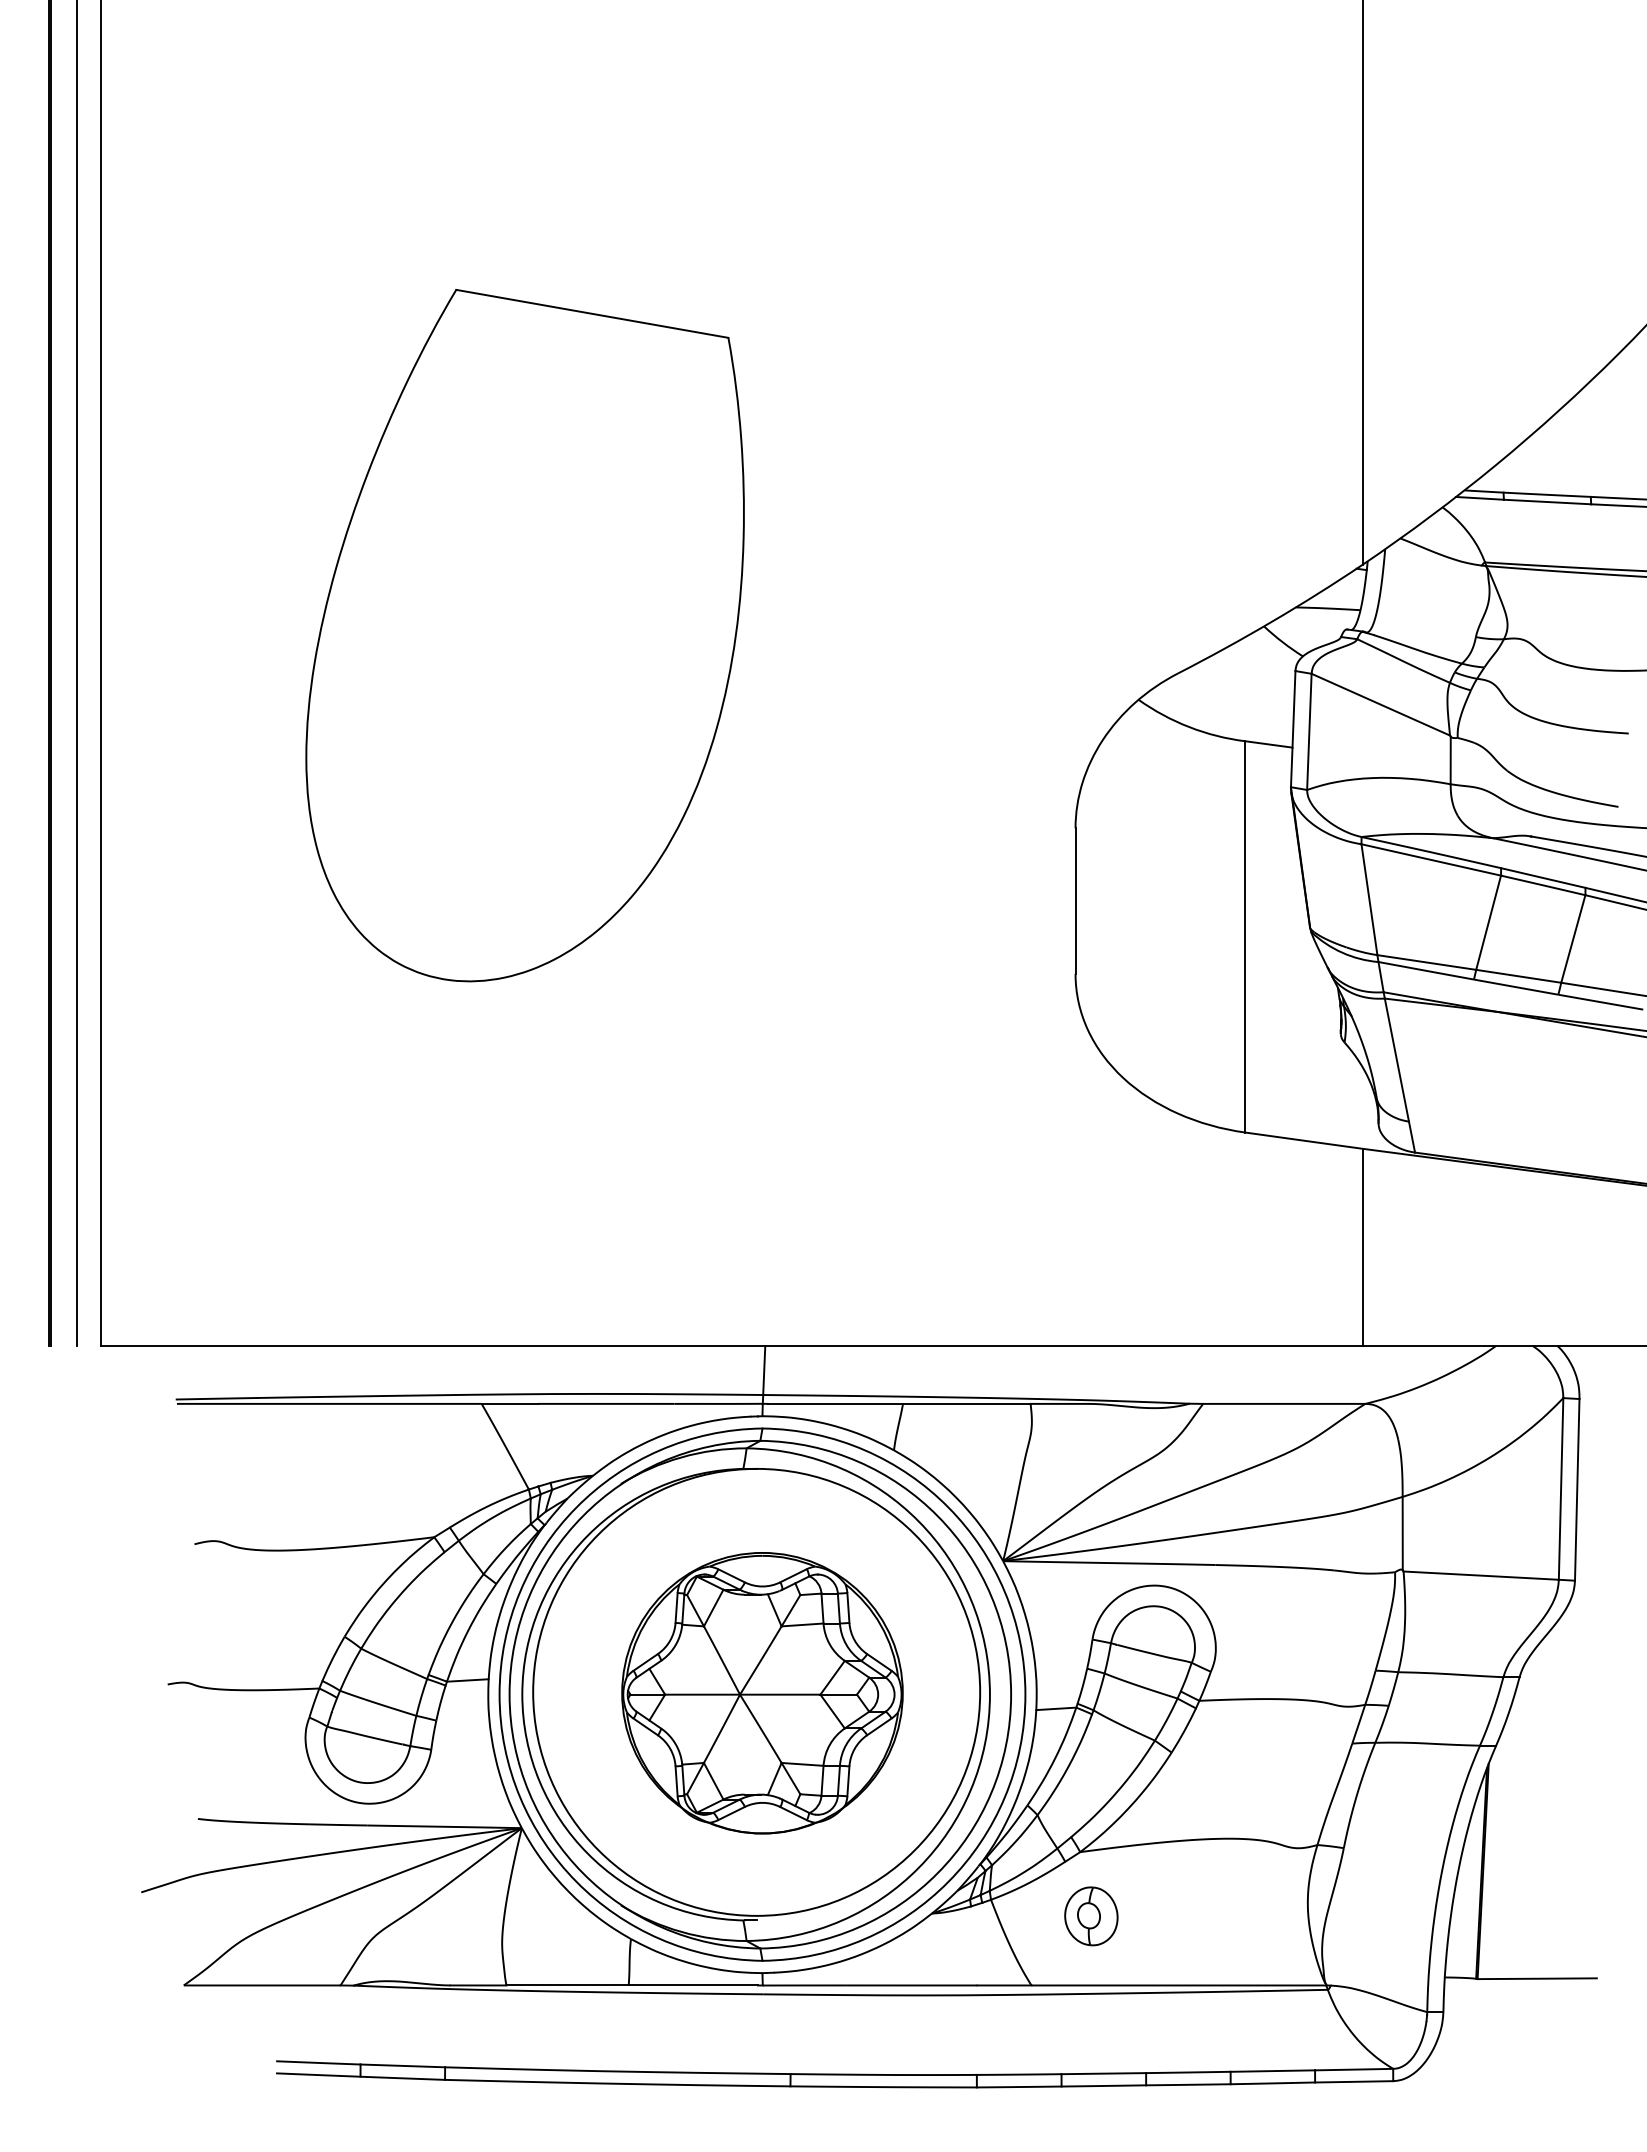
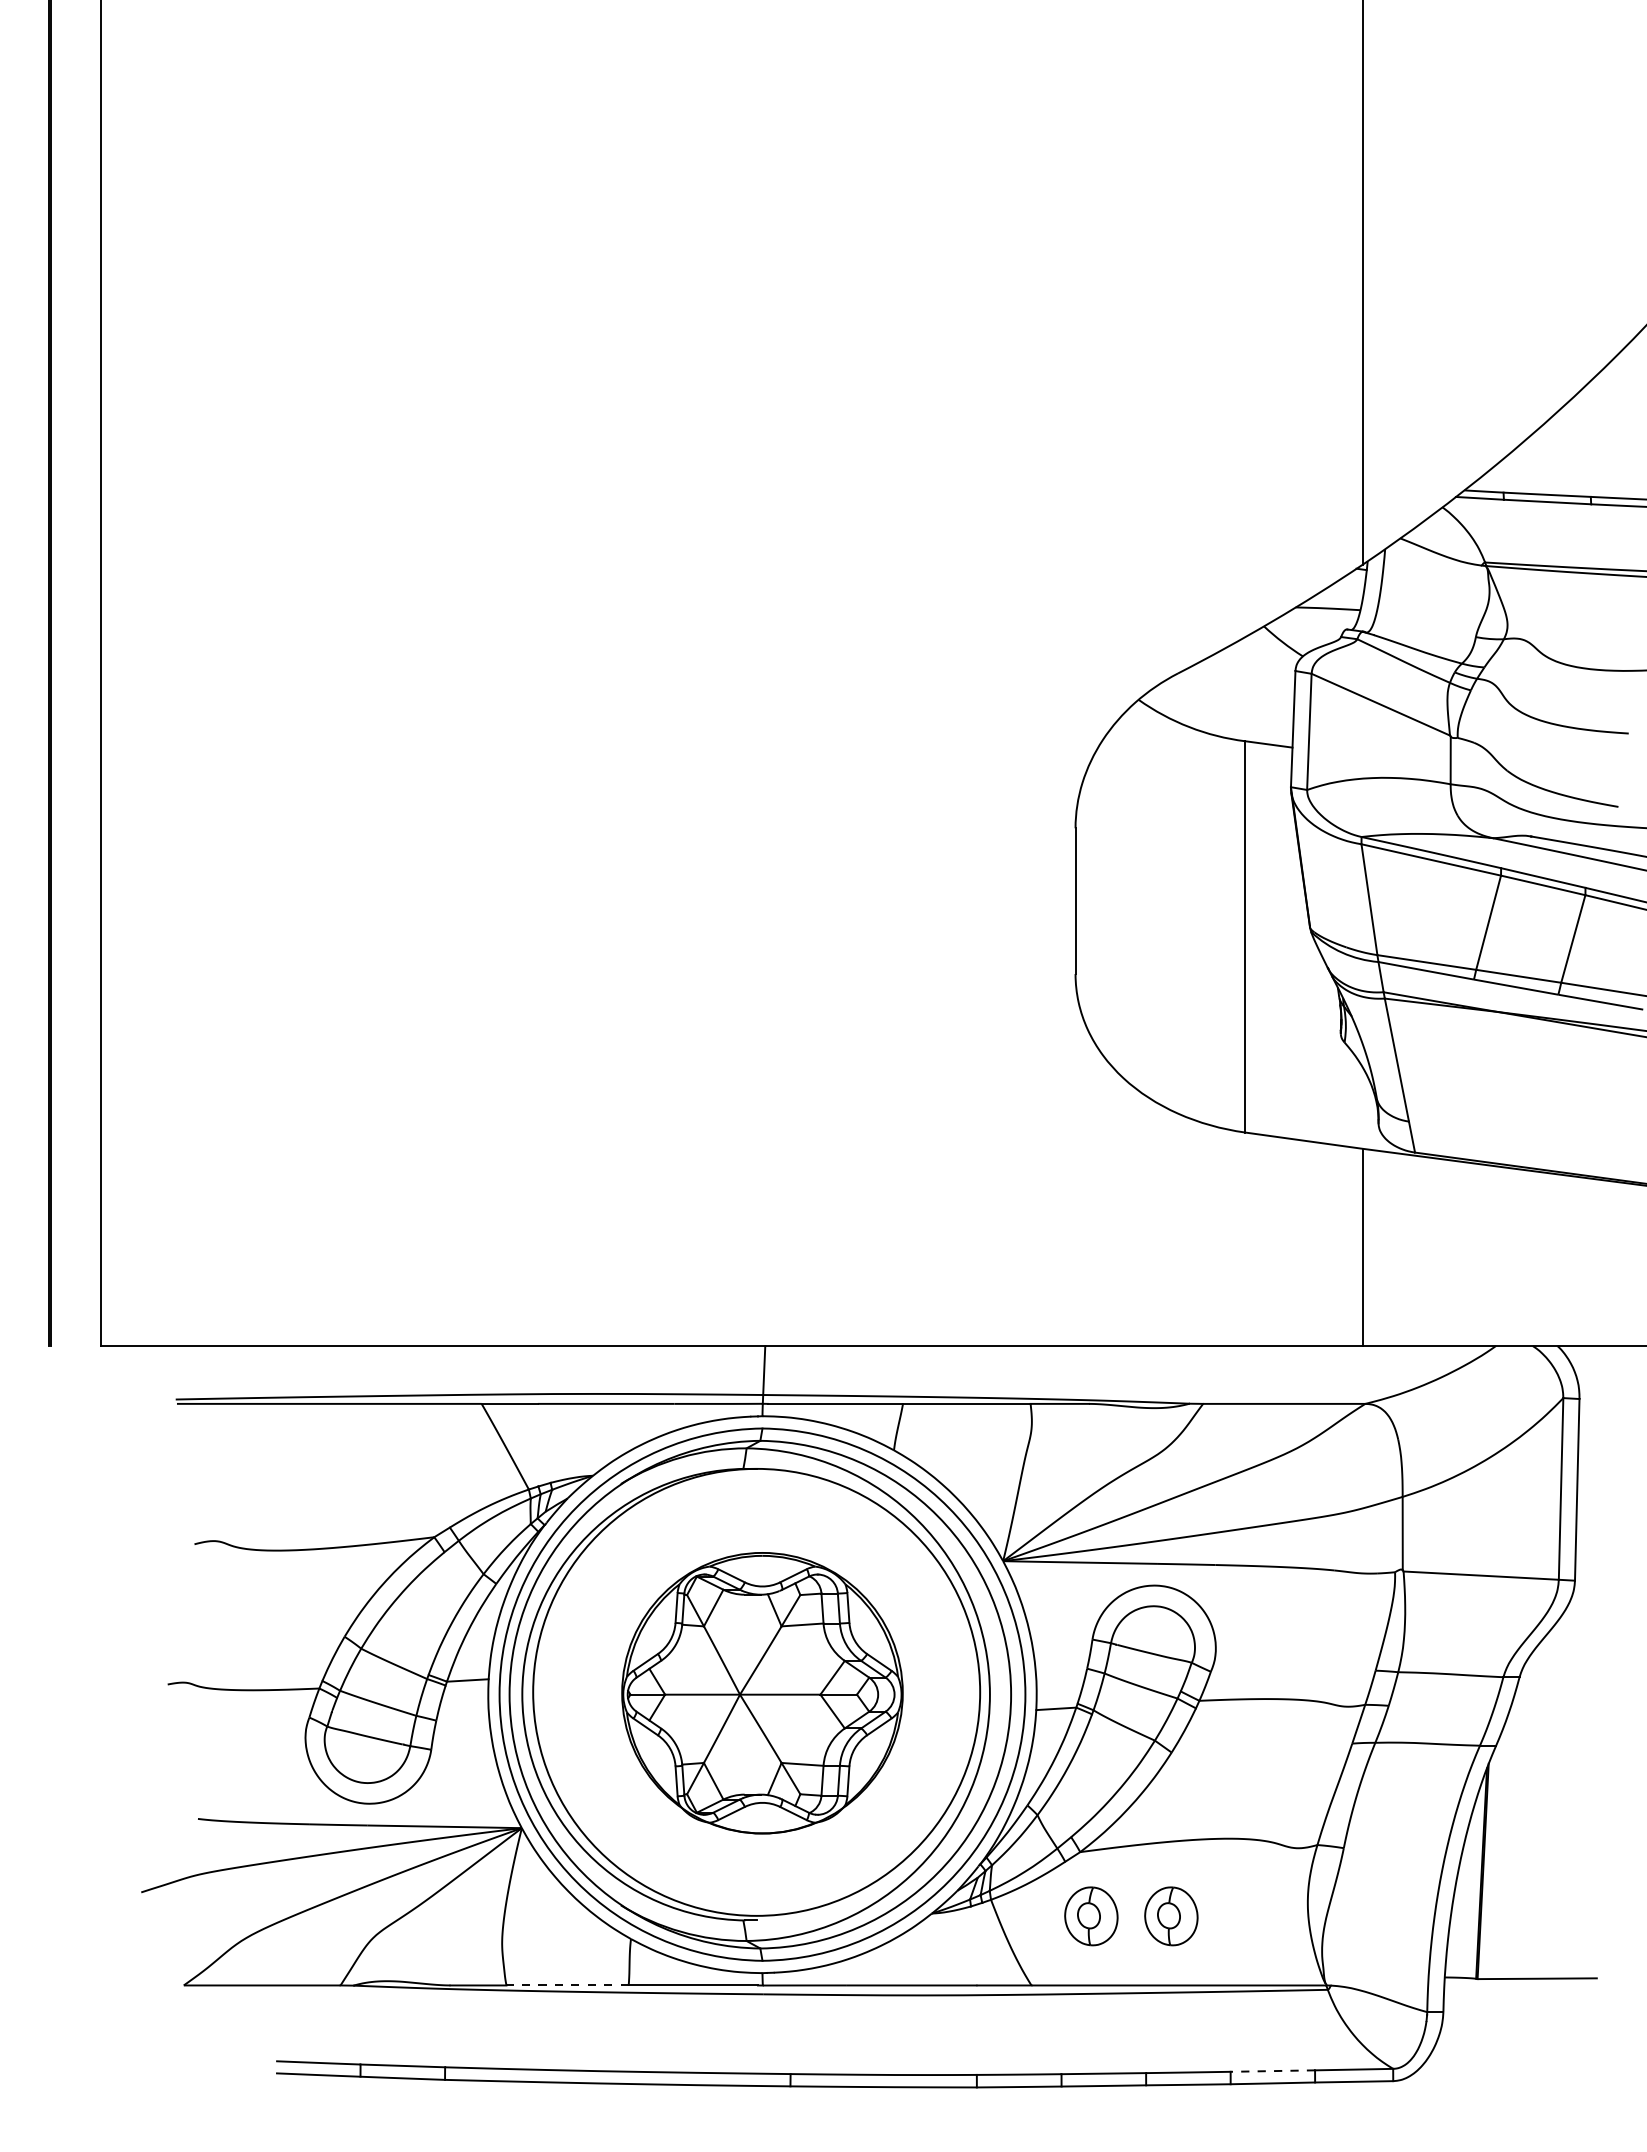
part: present -> none (524, 635)
line: present -> none (76, 674)
part: none -> present (1171, 1916)
line: solid -> dashed (567, 1985)
line: solid -> dashed (1272, 2071)
